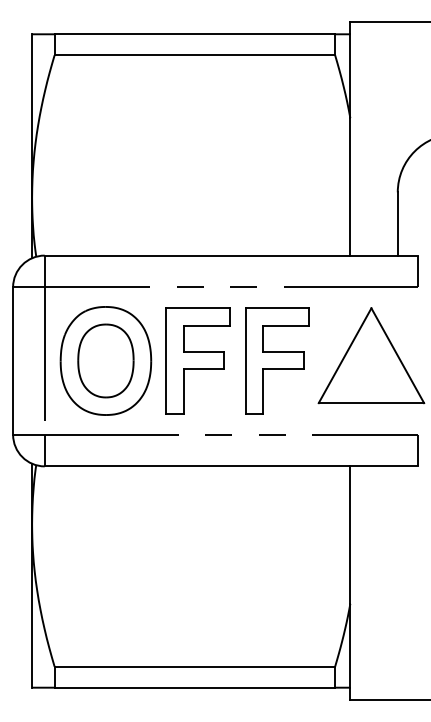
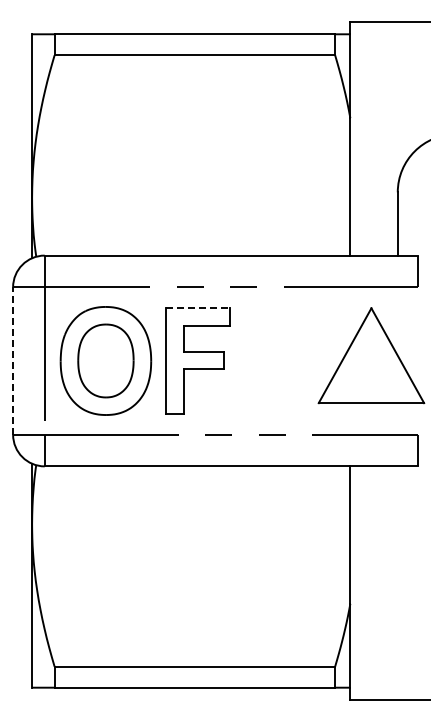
line: solid -> dashed (197, 308)
part: present -> none (277, 360)
line: solid -> dashed (13, 361)
